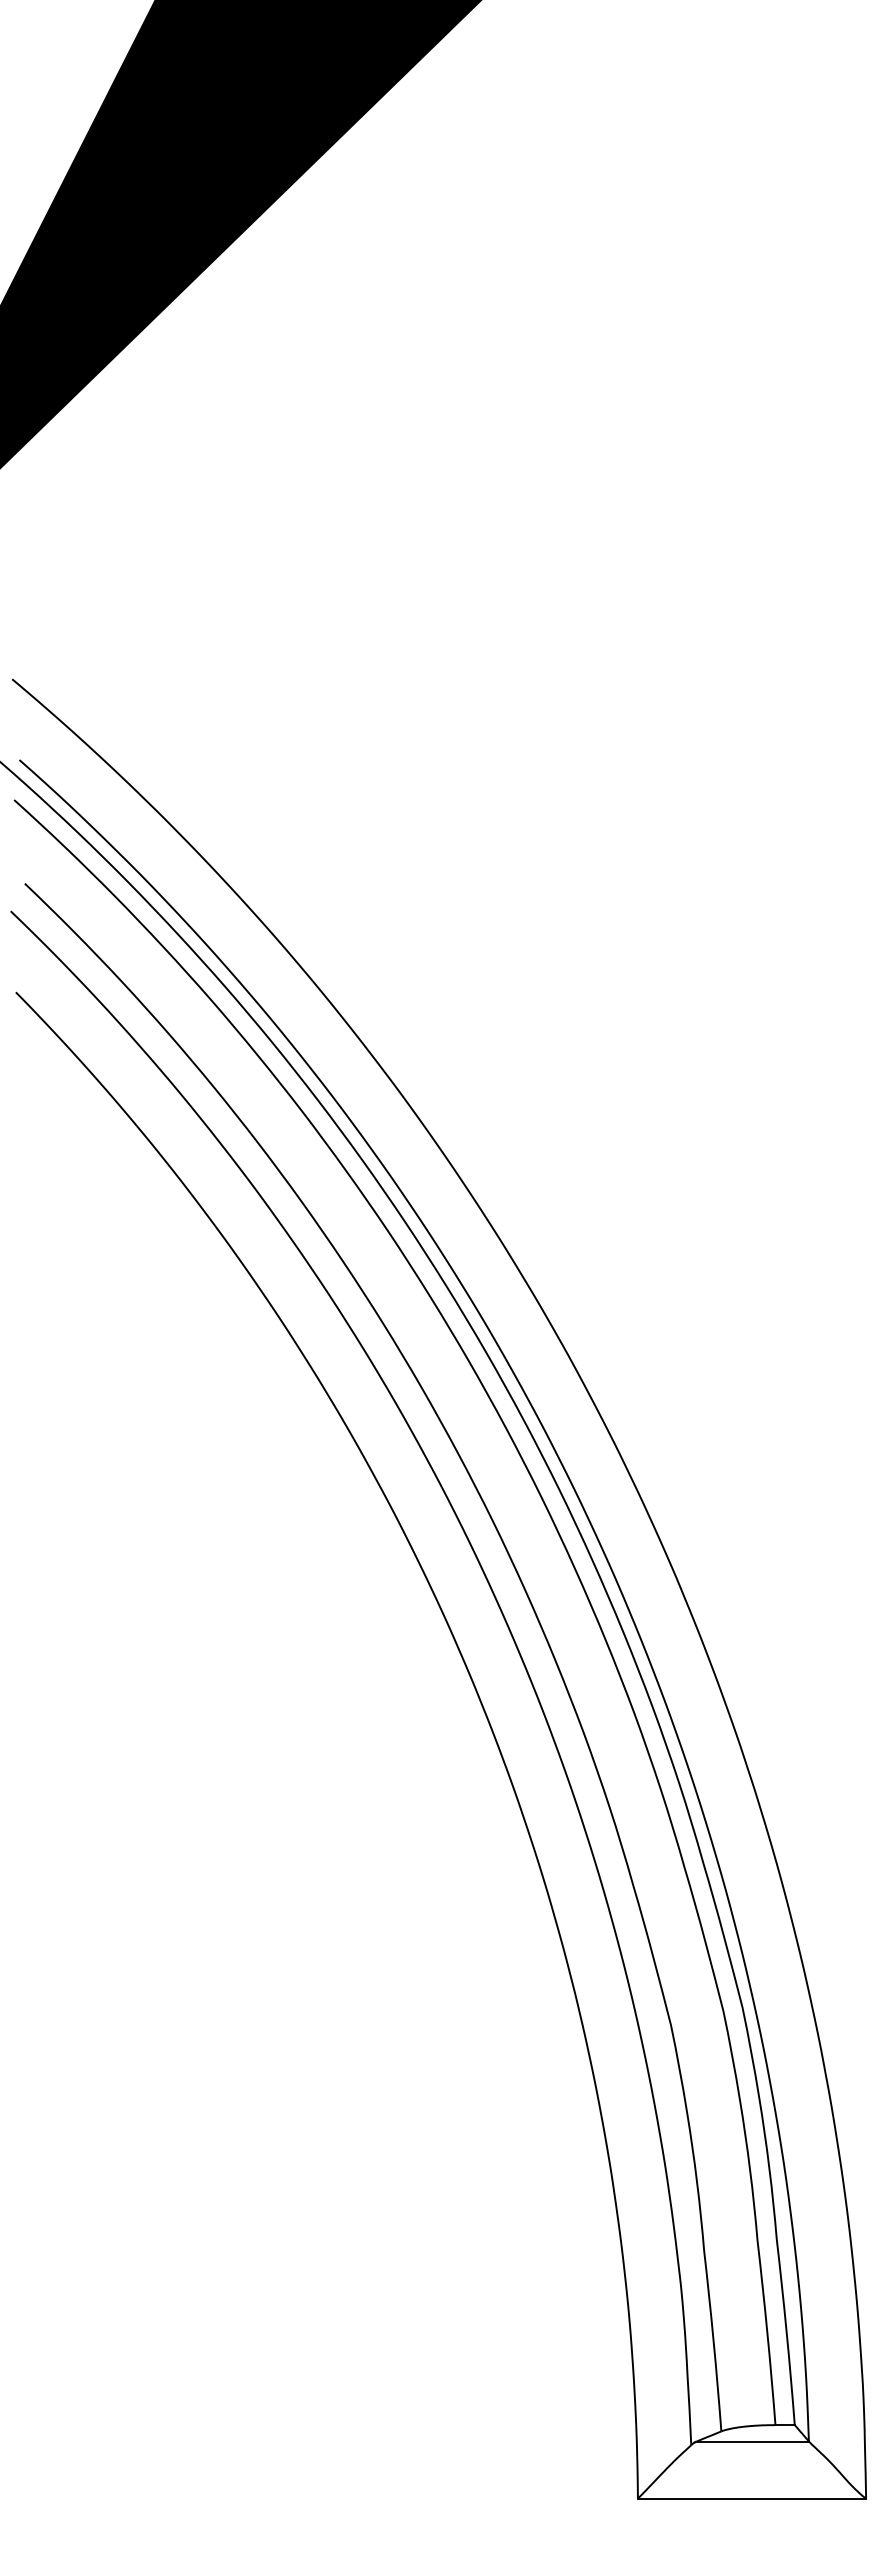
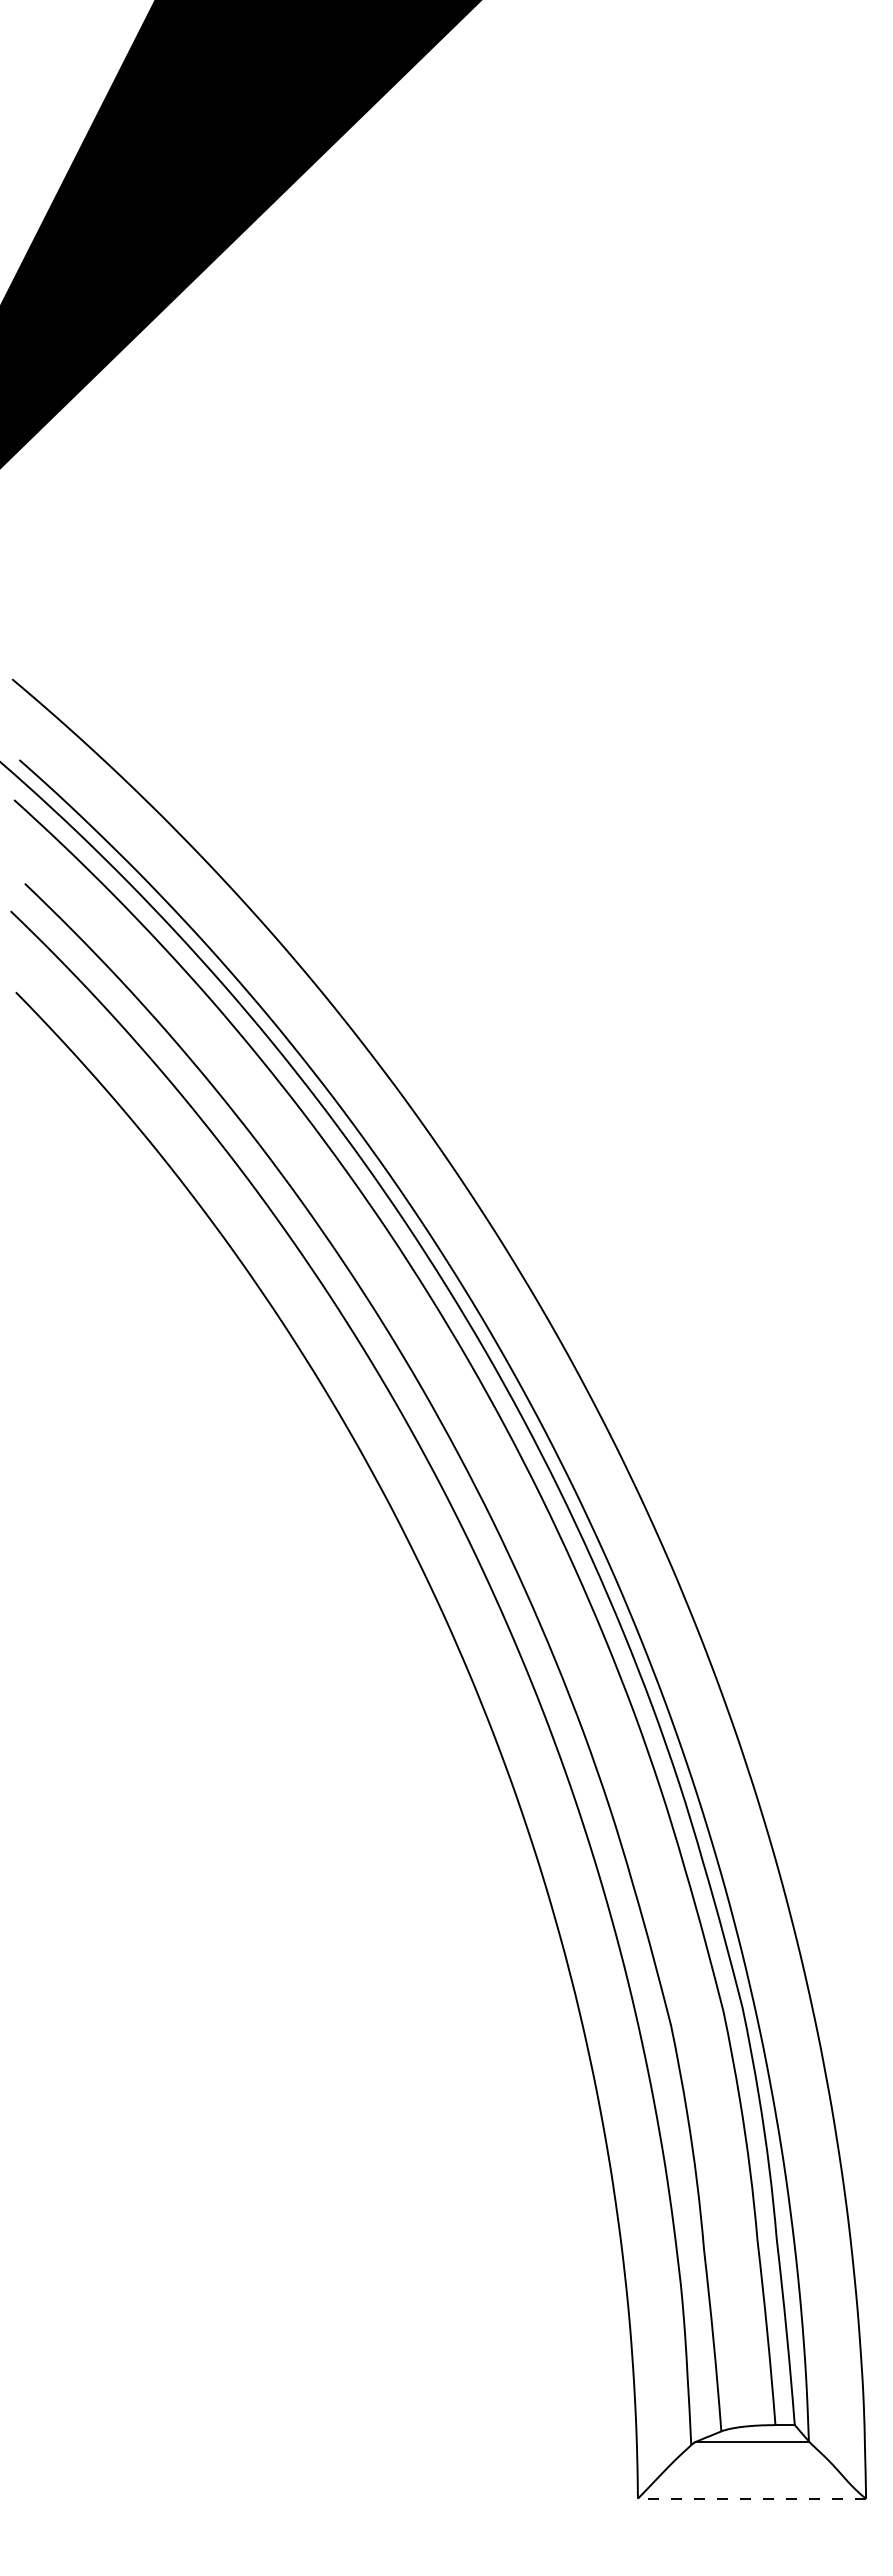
line: solid -> dashed (751, 2498)
